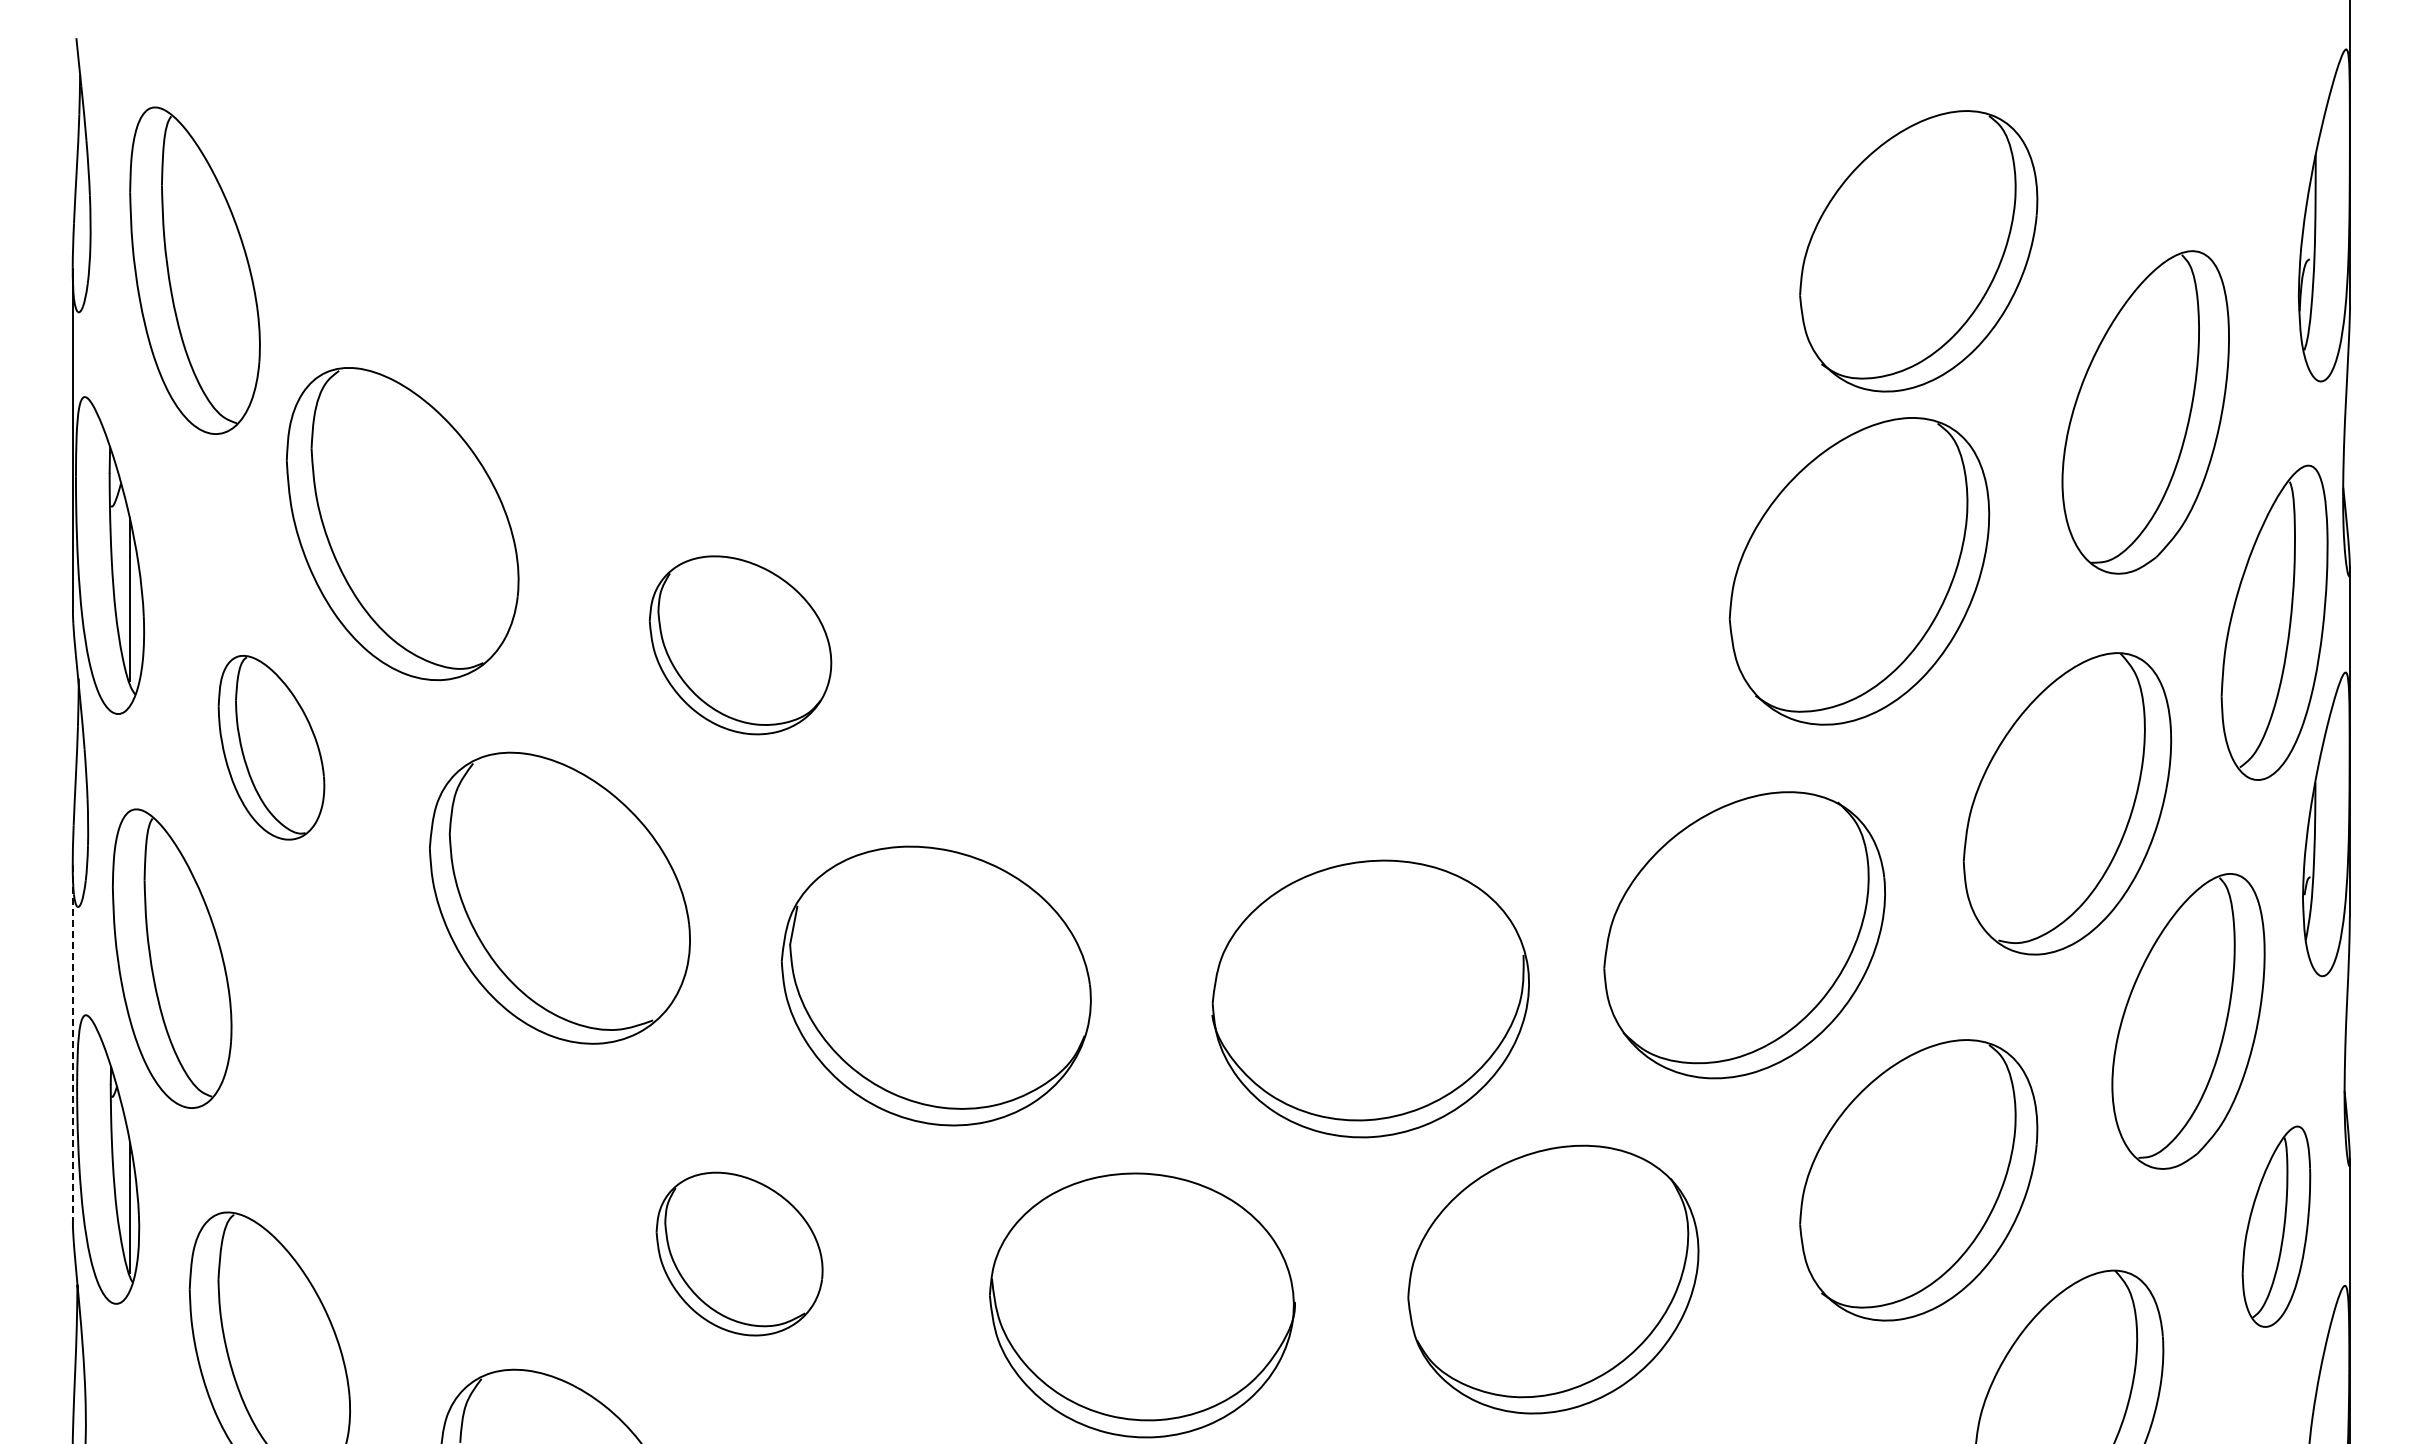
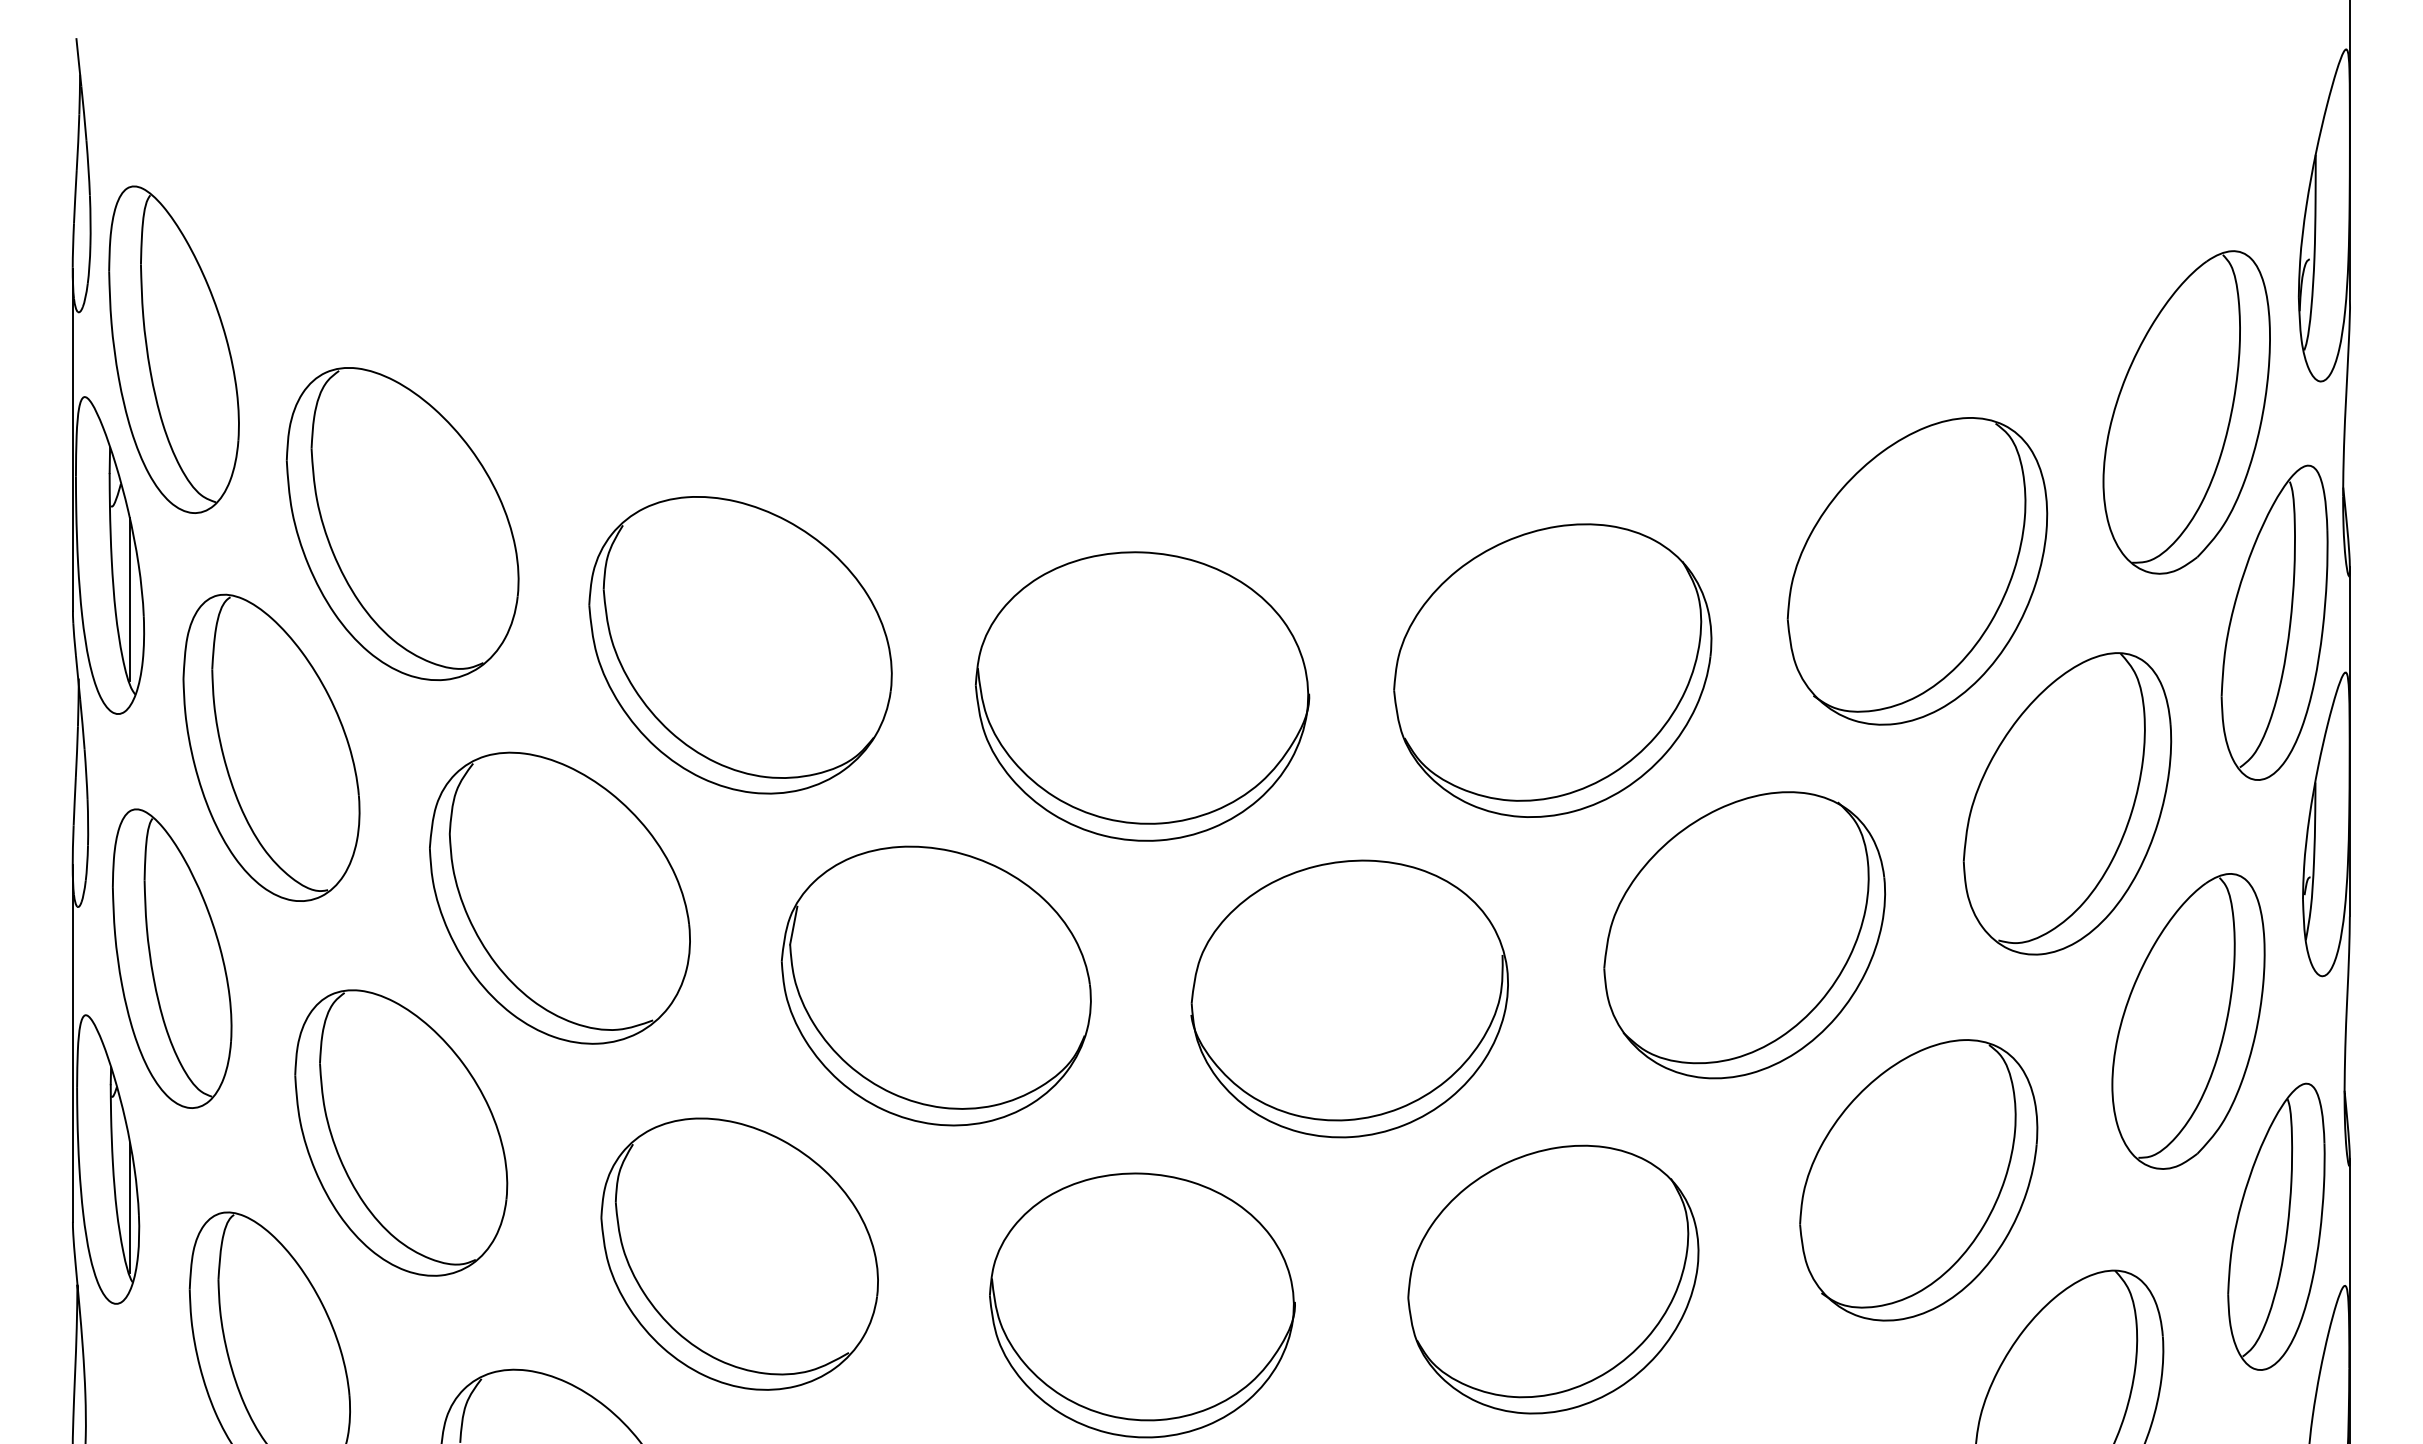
part: present -> none (1918, 251)
part position: (194, 270) -> (173, 349) (173, 349)
part position: (2145, 412) -> (2186, 412) (2186, 412)
part position: (1859, 571) -> (1917, 571) (1917, 571)
part size: 185x181 px -> 305x299 px (740, 645)
part: none -> present (1552, 670)
part: none -> present (1142, 696)
part size: 109x186 px -> 179x309 px (271, 747)
part position: (1370, 998) -> (1349, 998) (1349, 998)
line: dashed -> solid (72, 1044)
part: none -> present (401, 1132)
part size: 71x203 px -> 99x289 px (2276, 1226)
part size: 169x166 px -> 279x274 px (739, 1253)
